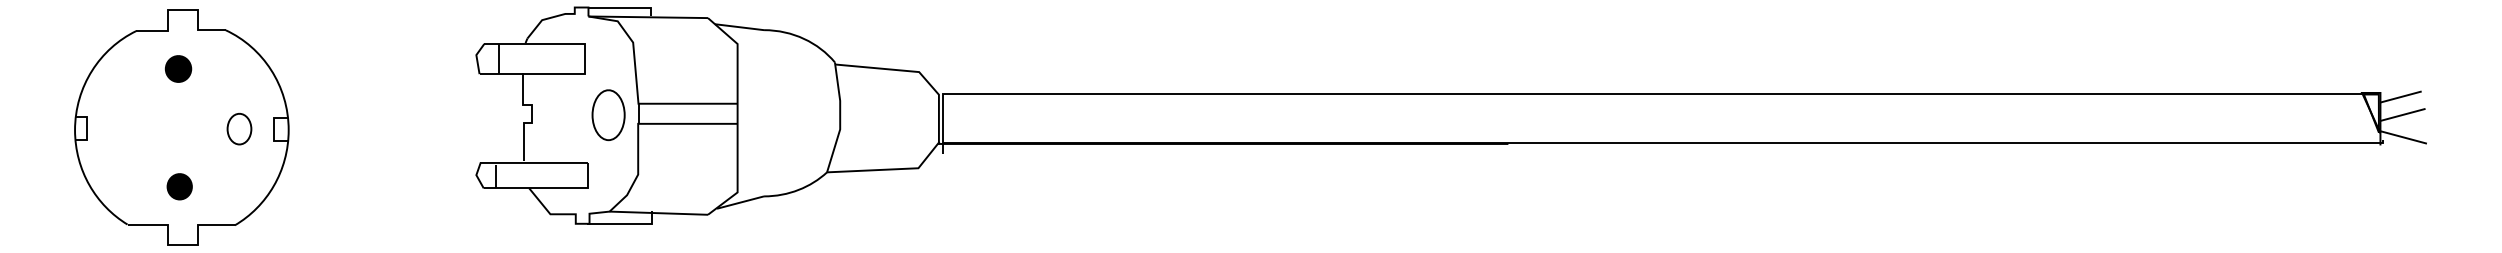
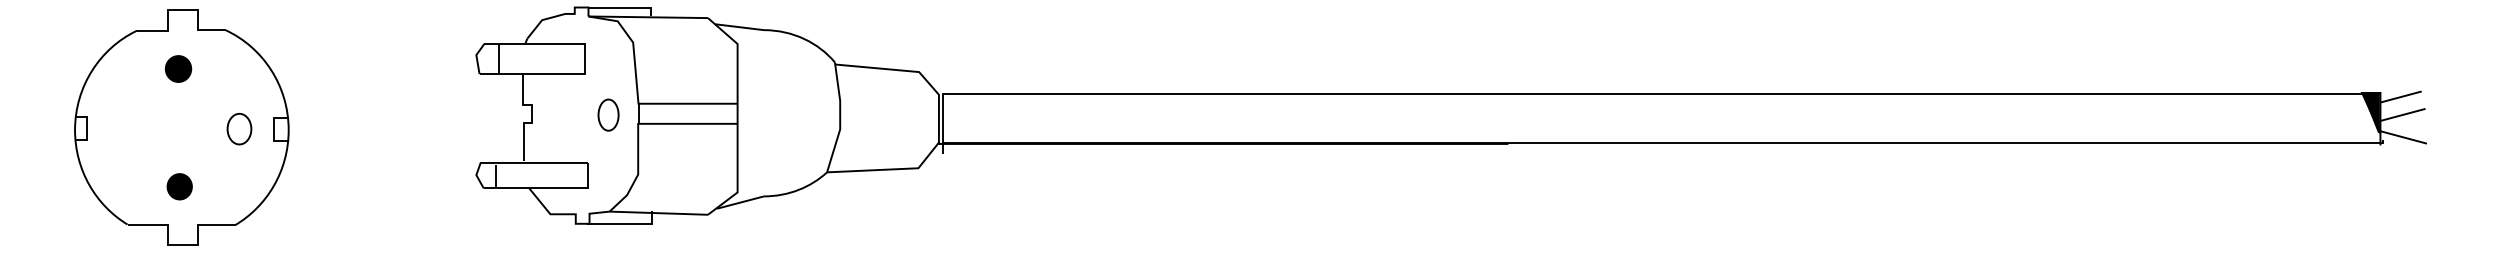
fill: none -> present (2370, 113)
part size: 35x53 px -> 23x34 px (608, 114)
